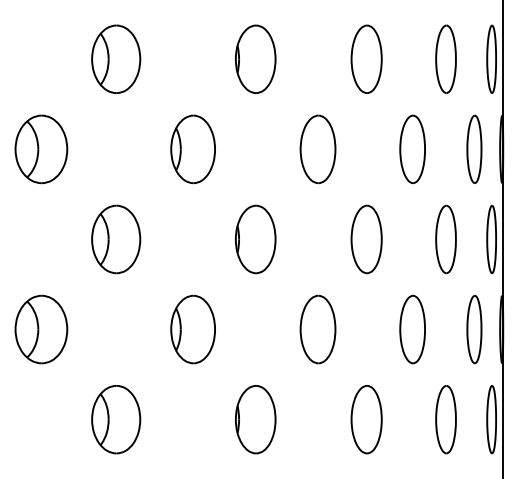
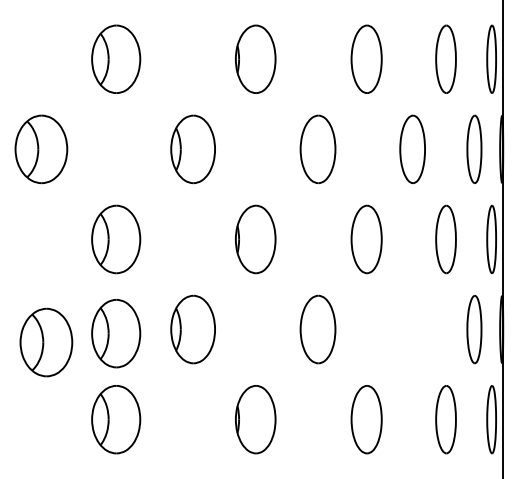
part position: (41, 329) -> (46, 342) (46, 342)
part: present -> none (412, 329)
part: none -> present (116, 333)
